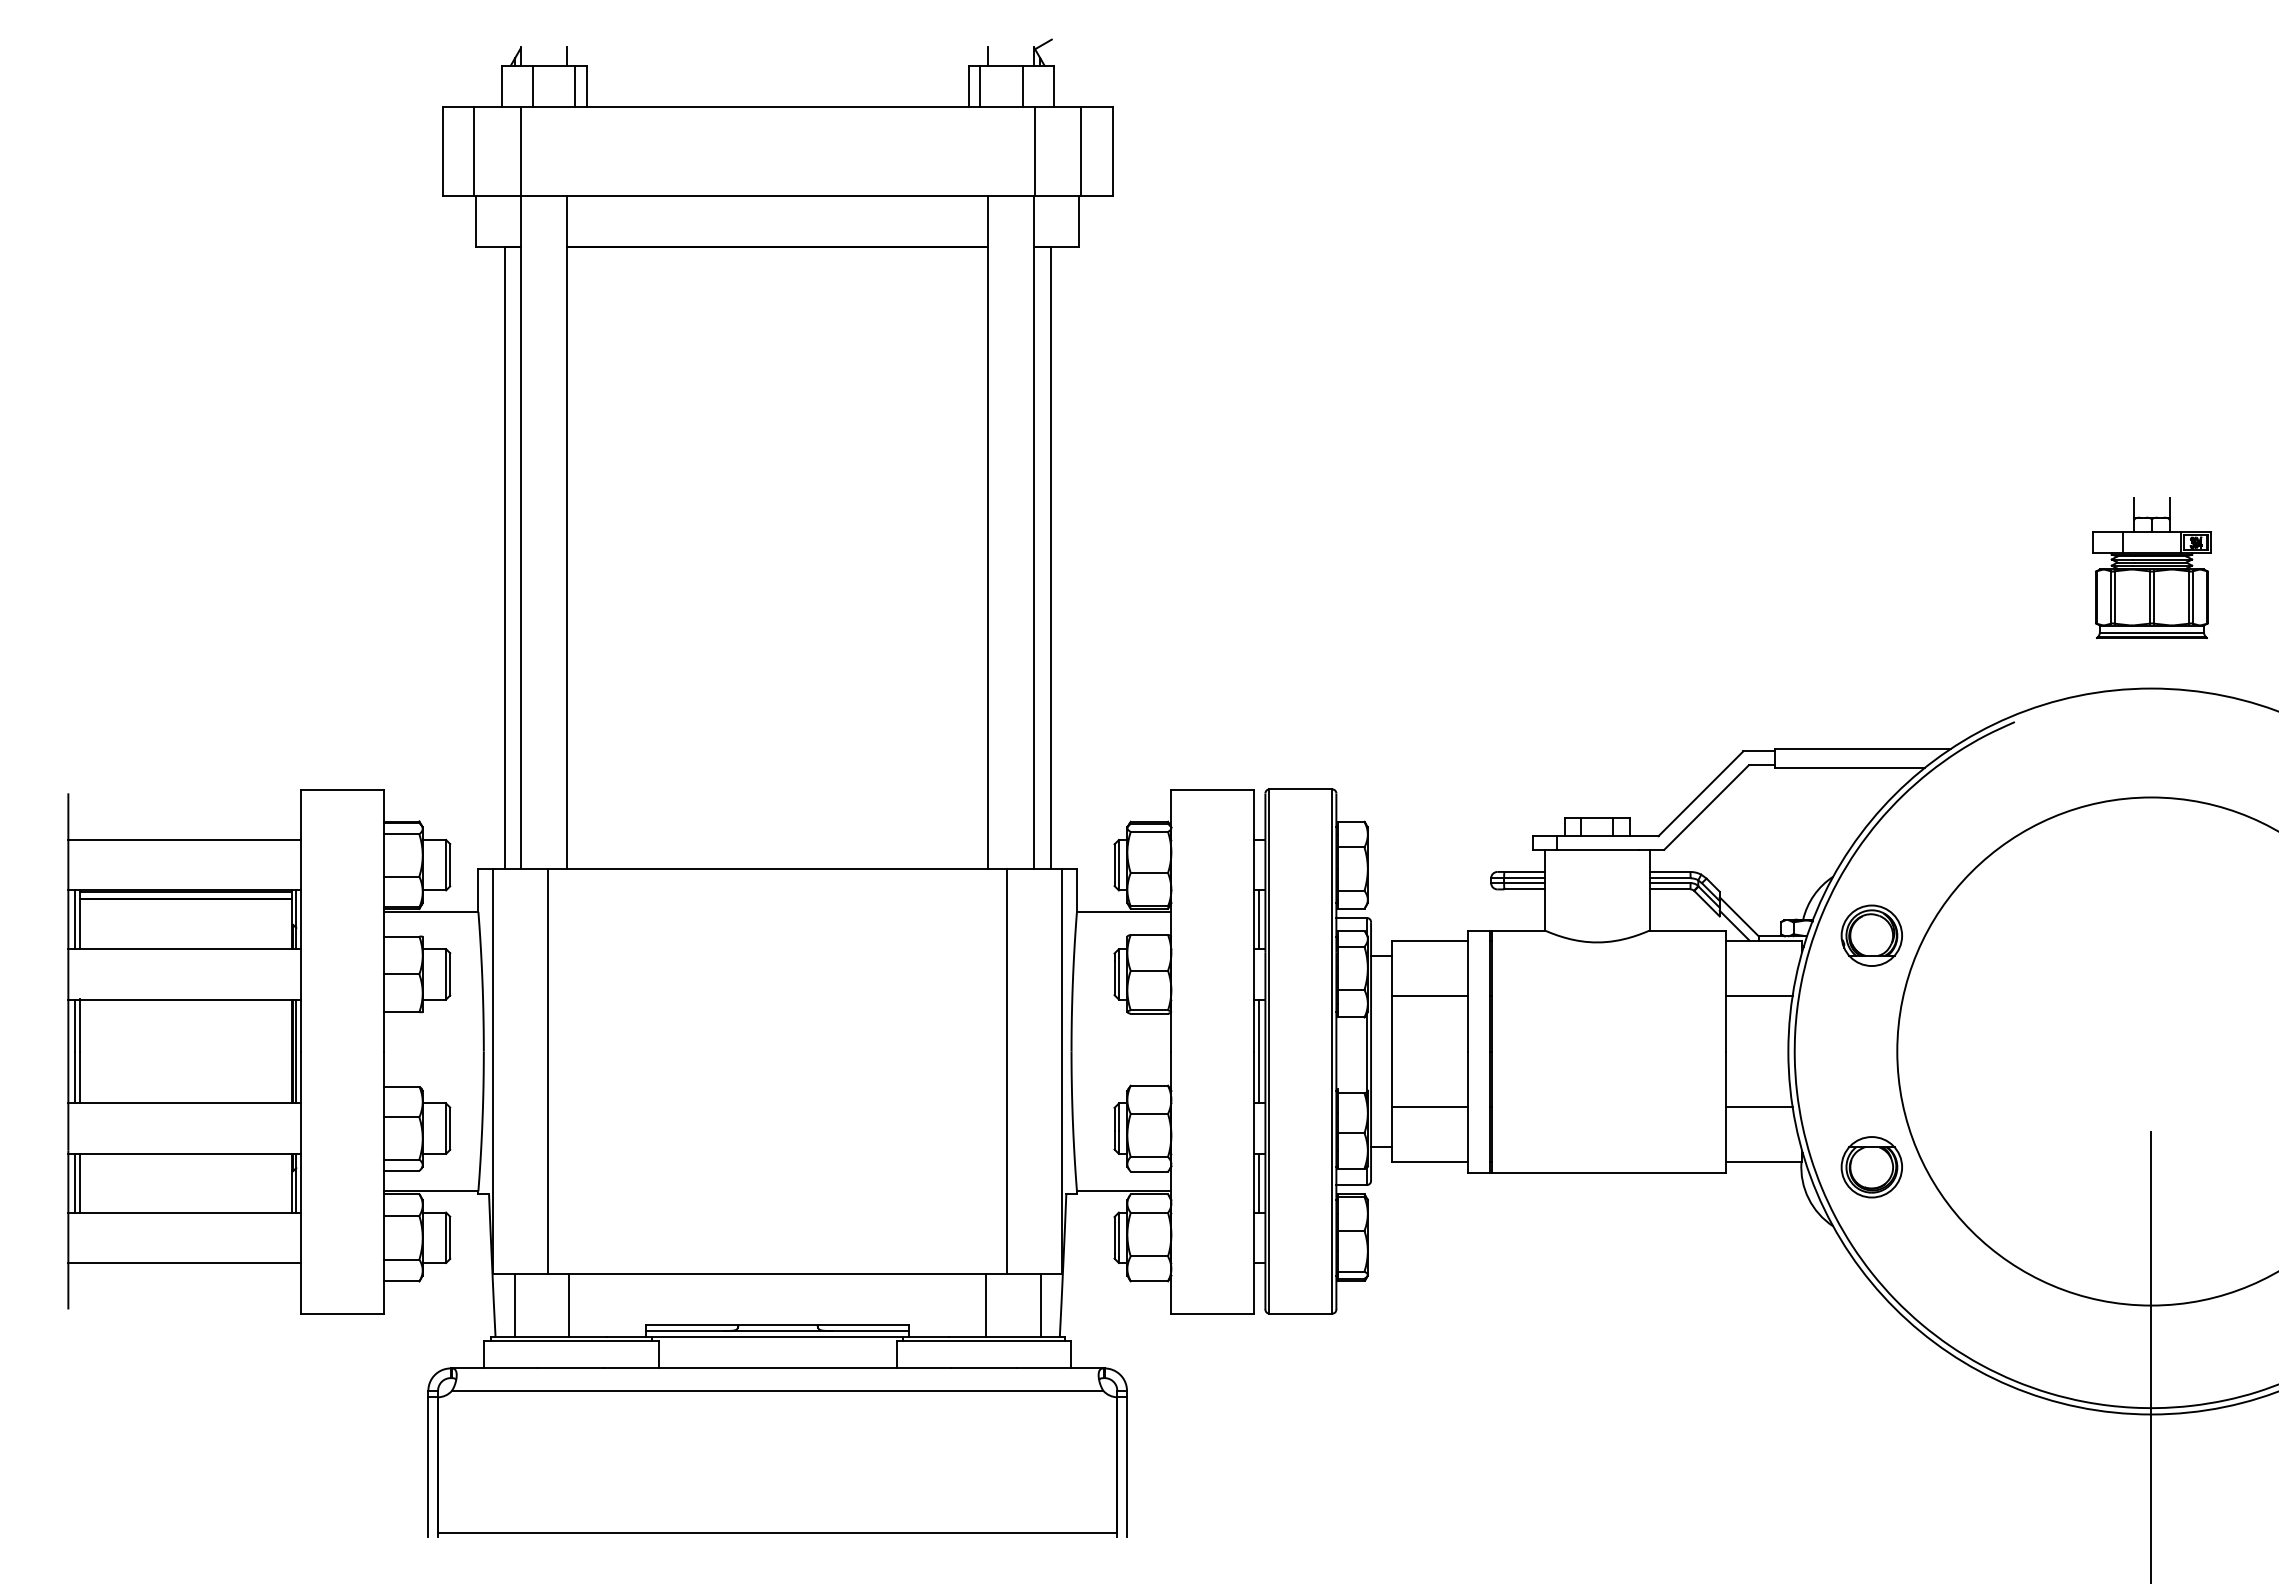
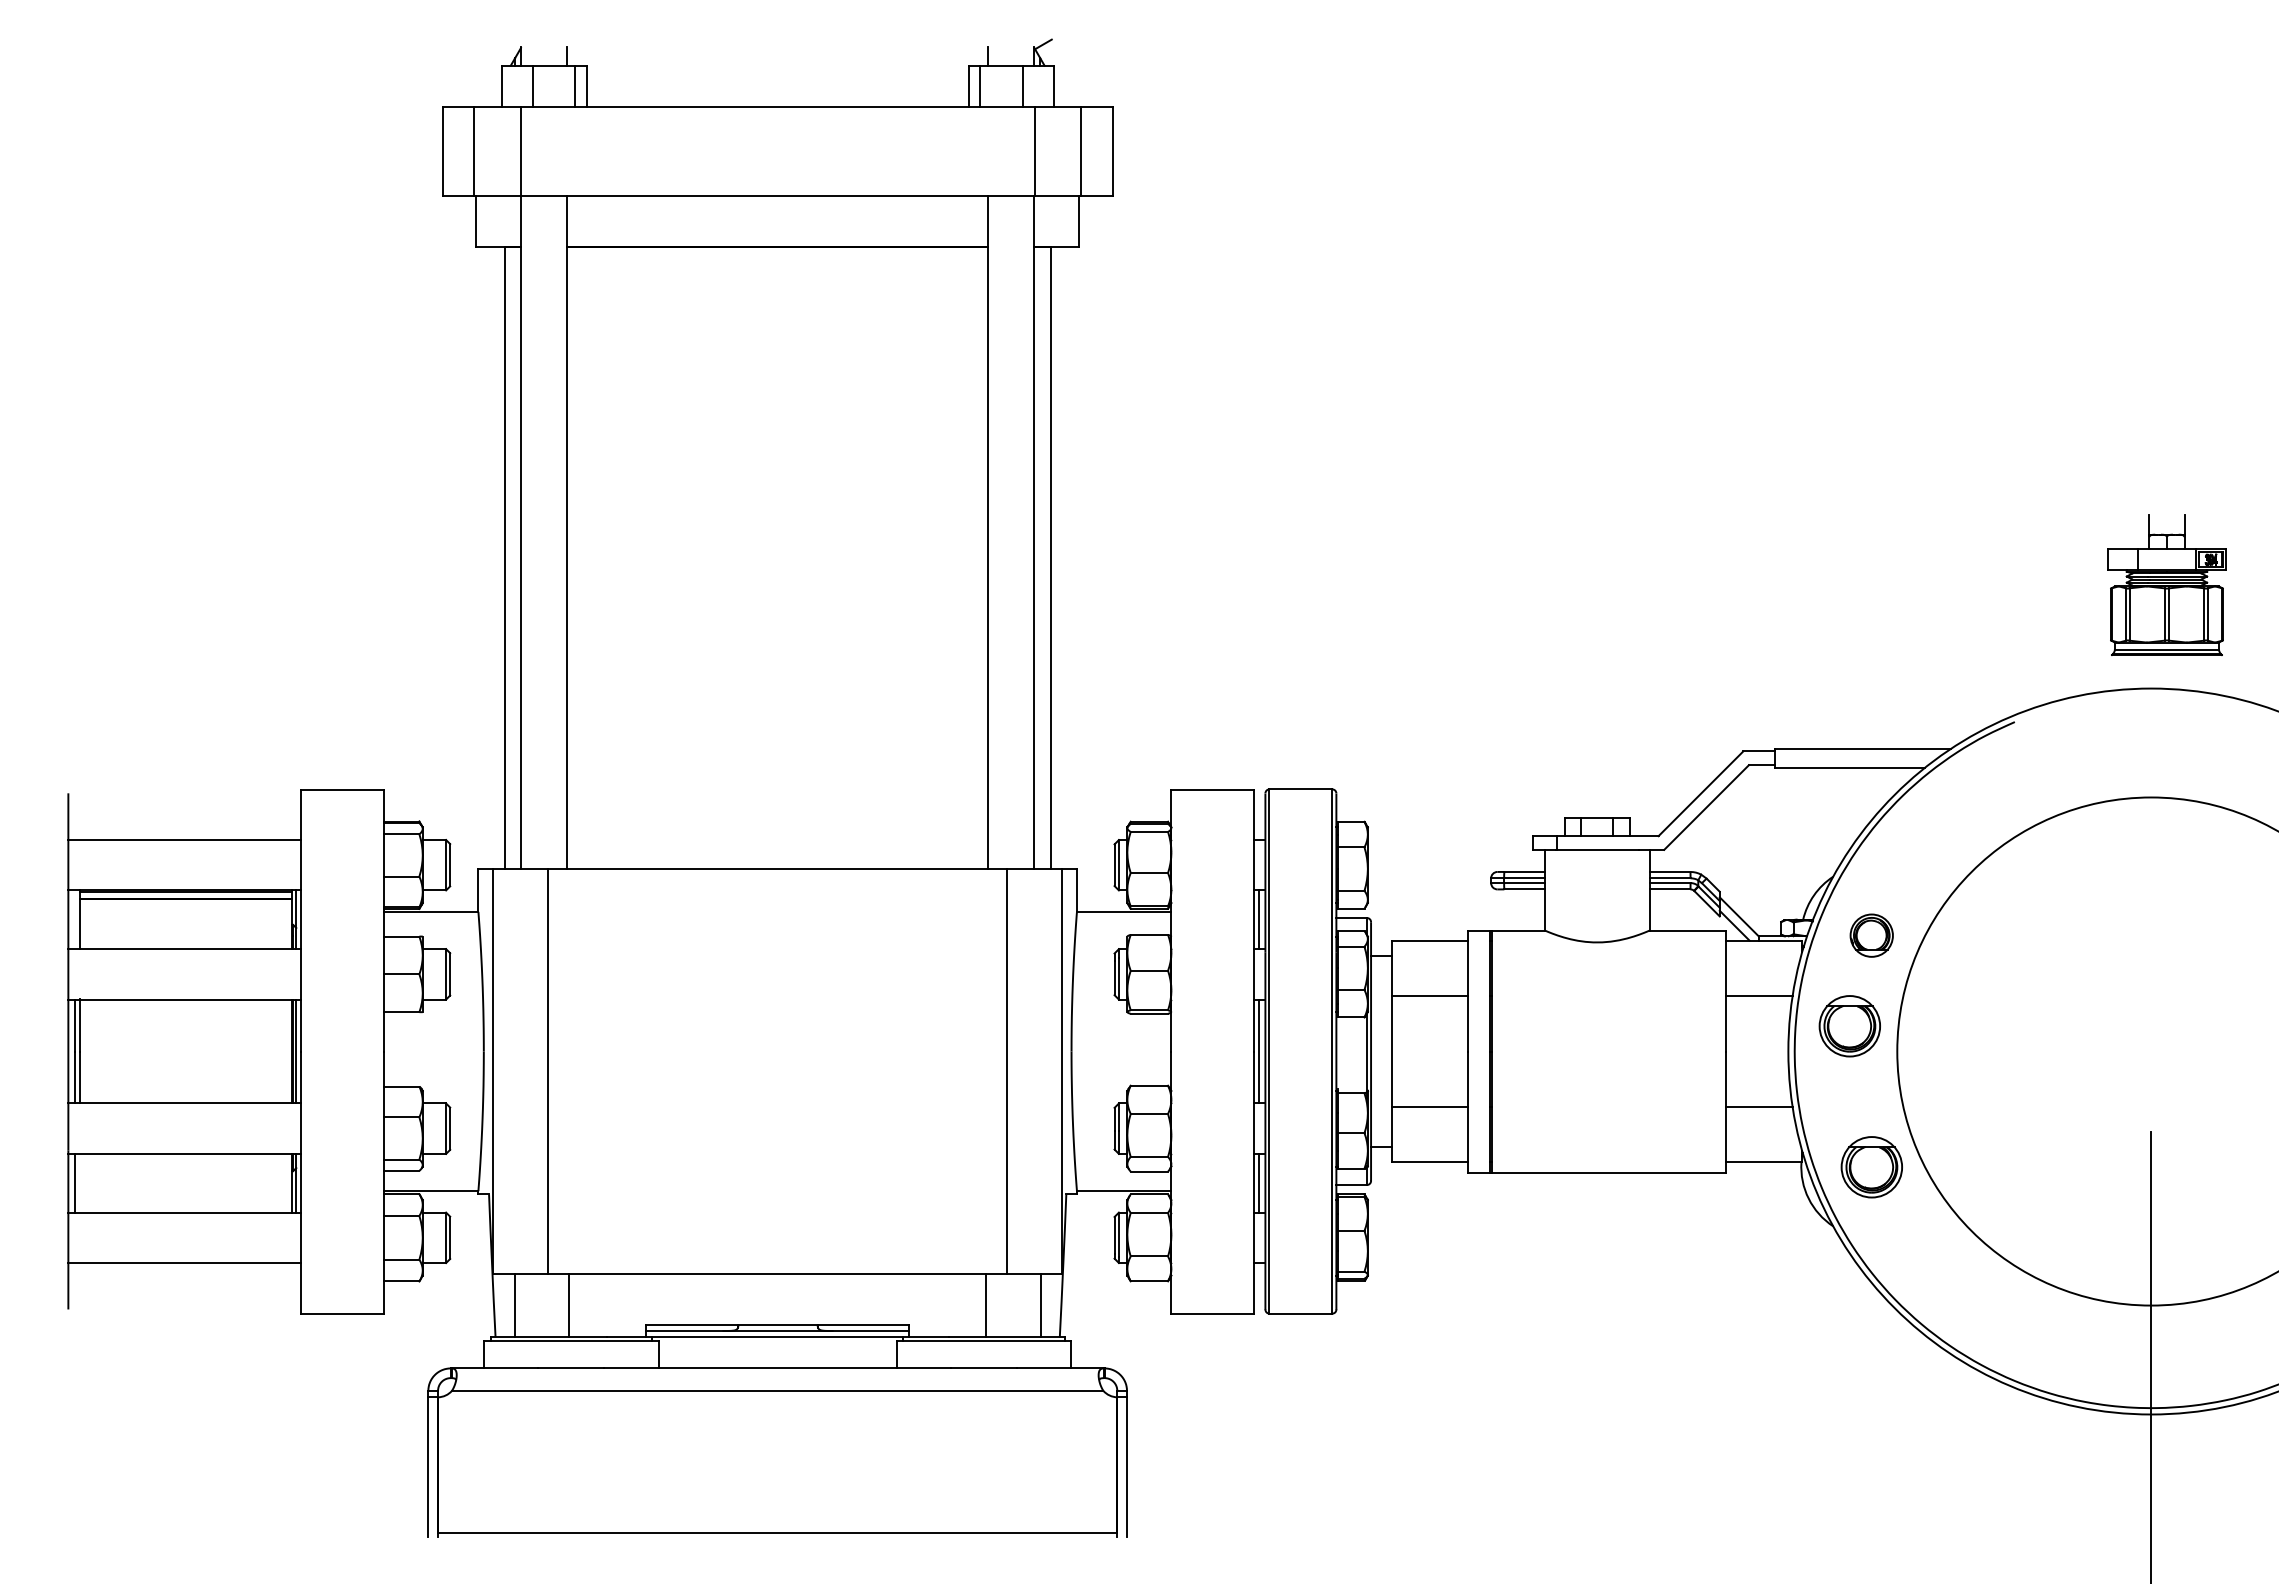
part position: (2151, 567) -> (2166, 584) (2166, 584)
line: present -> none (74, 919)
part size: 63x63 px -> 45x45 px (1871, 935)
part: none -> present (1849, 1026)
line: present -> none (79, 1182)
